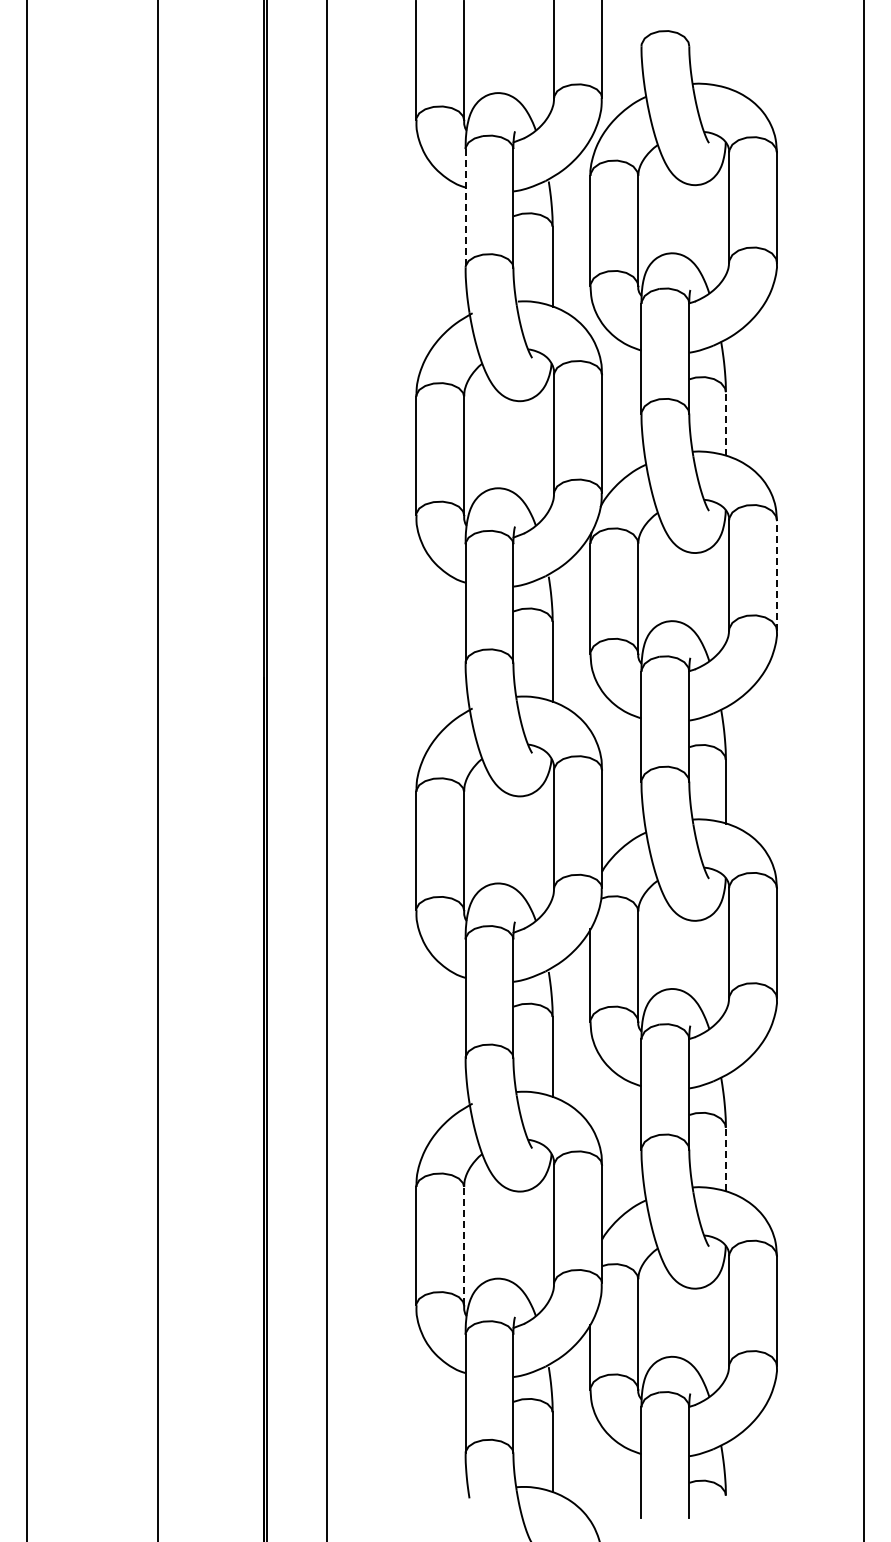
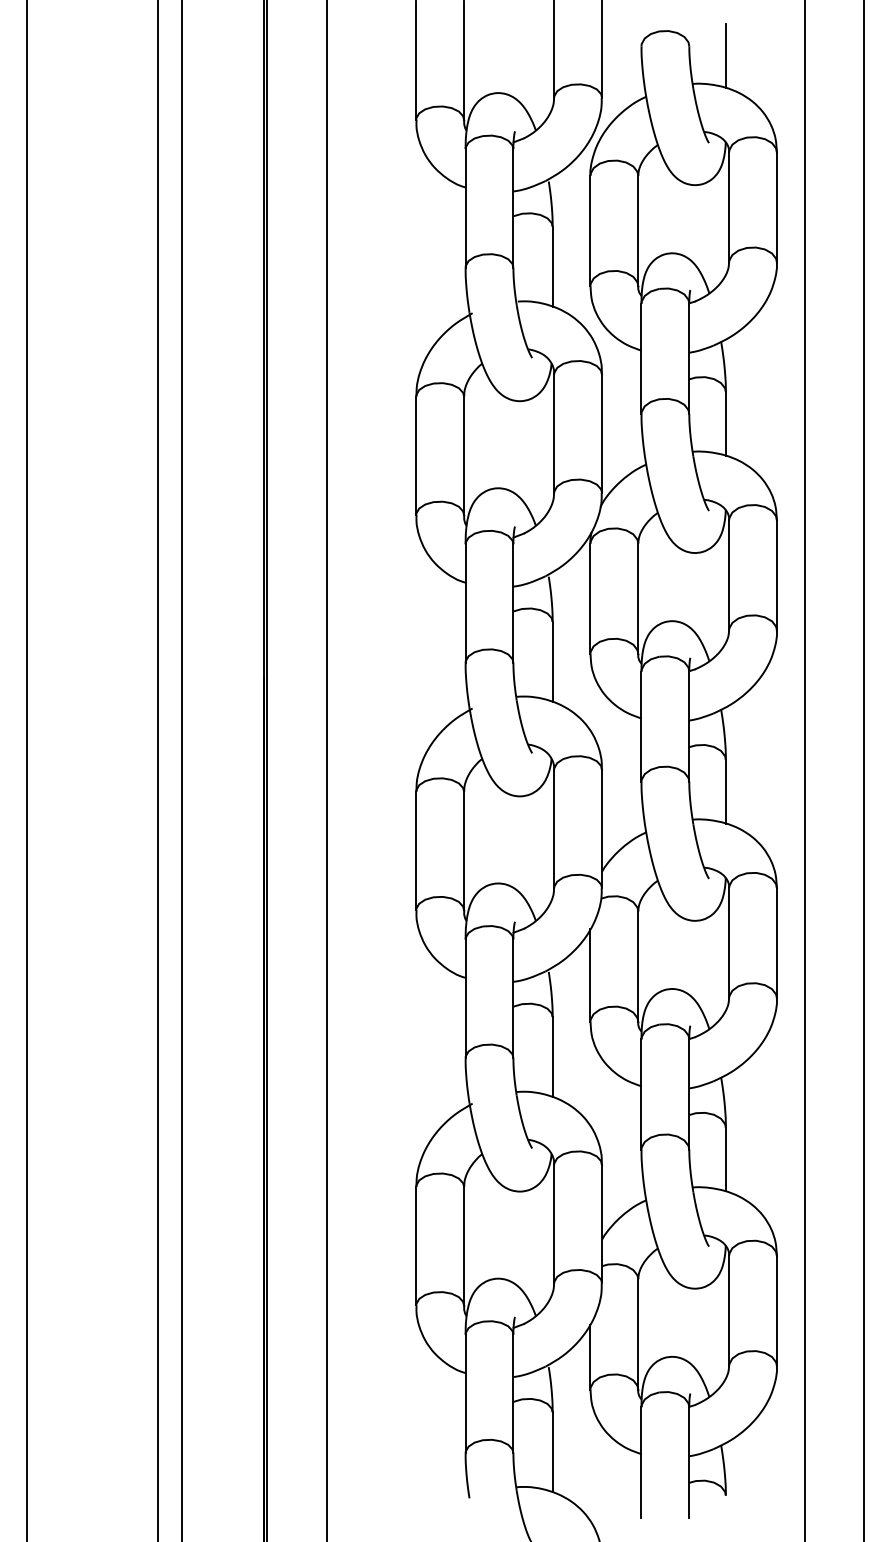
line: none -> present (725, 55)
line: dashed -> solid (465, 208)
line: dashed -> solid (725, 423)
line: dashed -> solid (776, 574)
line: none -> present (182, 770)
line: none -> present (804, 770)
line: dashed -> solid (725, 1159)
line: dashed -> solid (464, 1245)
